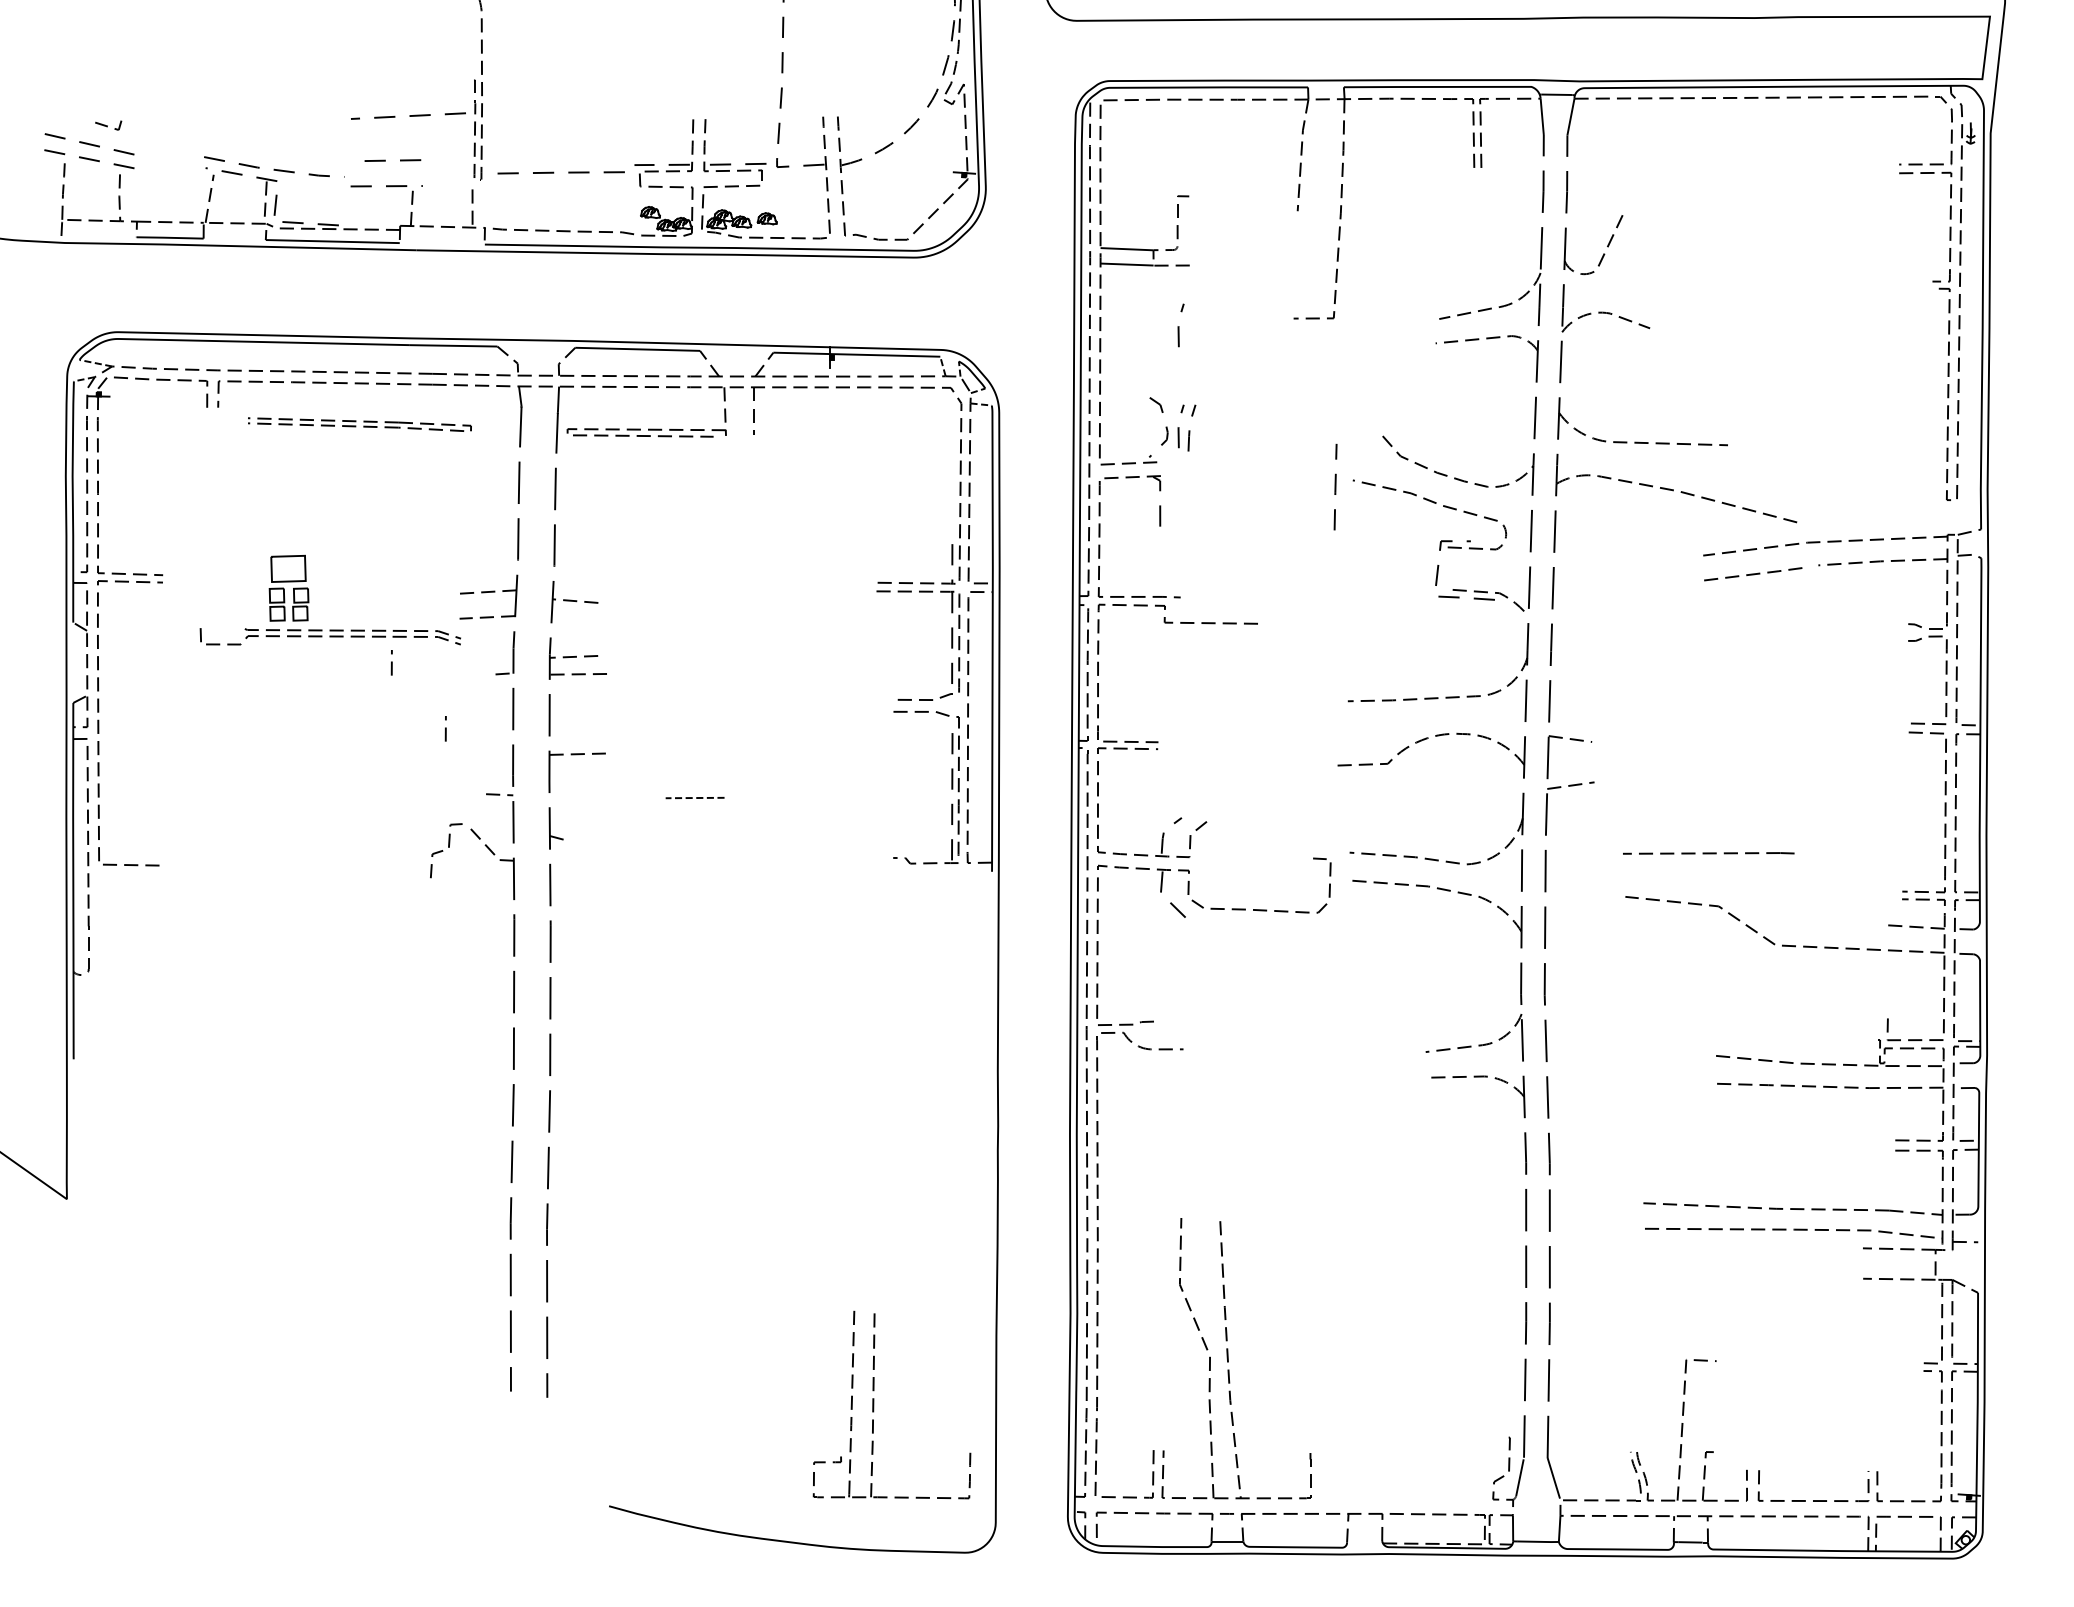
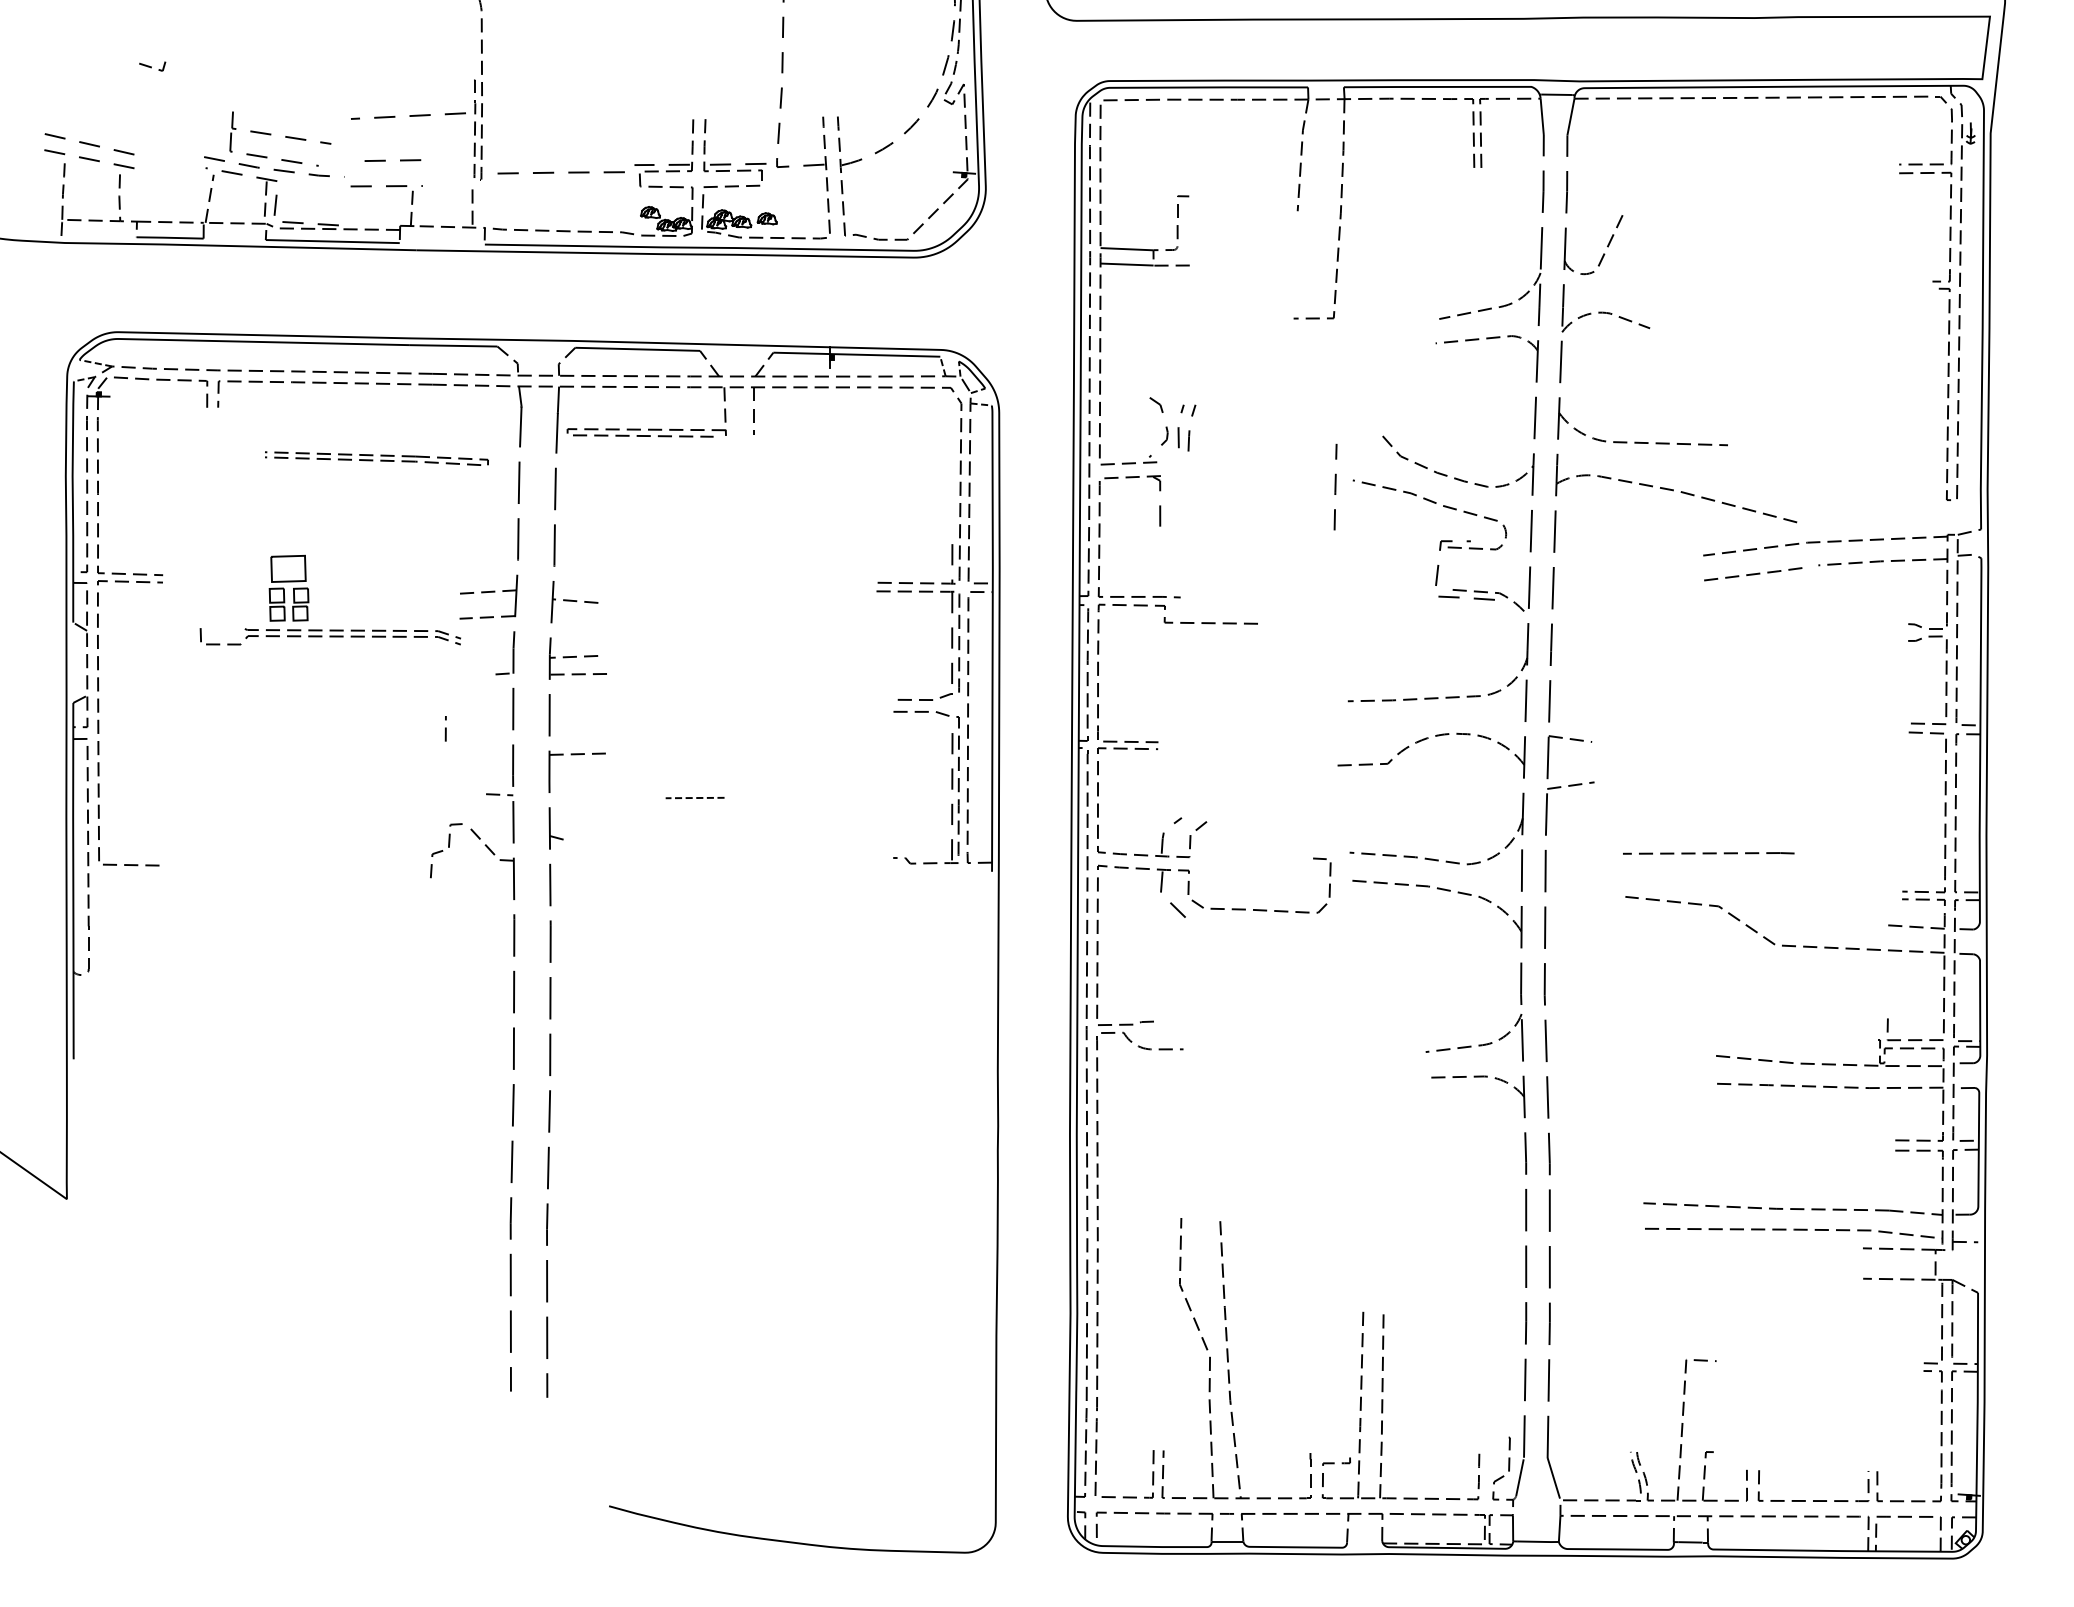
line position: (107, 125) -> (151, 66) (151, 66)
part: none -> present (280, 138)
line: present -> none (1179, 326)
part position: (359, 424) -> (376, 458) (376, 458)
line: present -> none (391, 662)
part position: (874, 1404) -> (1383, 1405) (1383, 1405)
